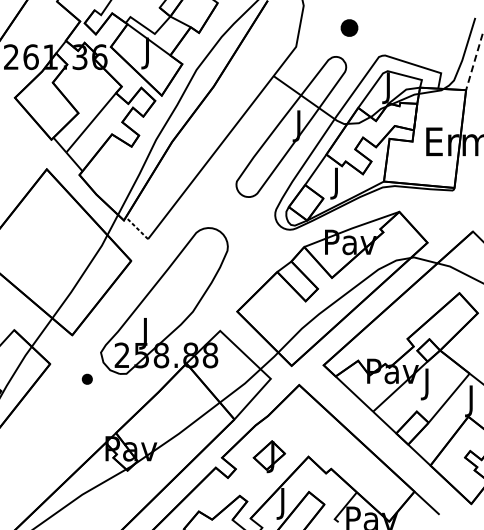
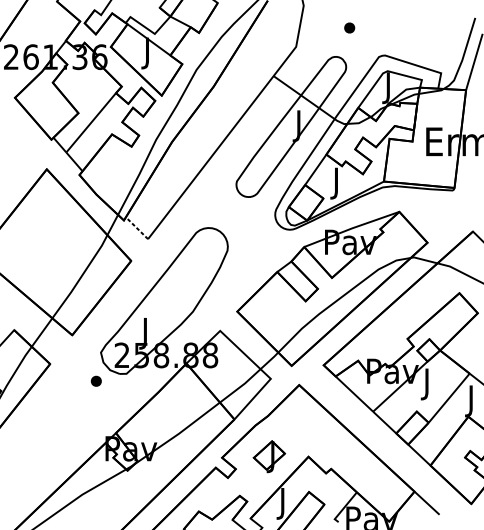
part size: 19x18 px -> 12x12 px (349, 27)
line: dashed -> solid (474, 62)
part position: (86, 378) -> (95, 380) (95, 380)
